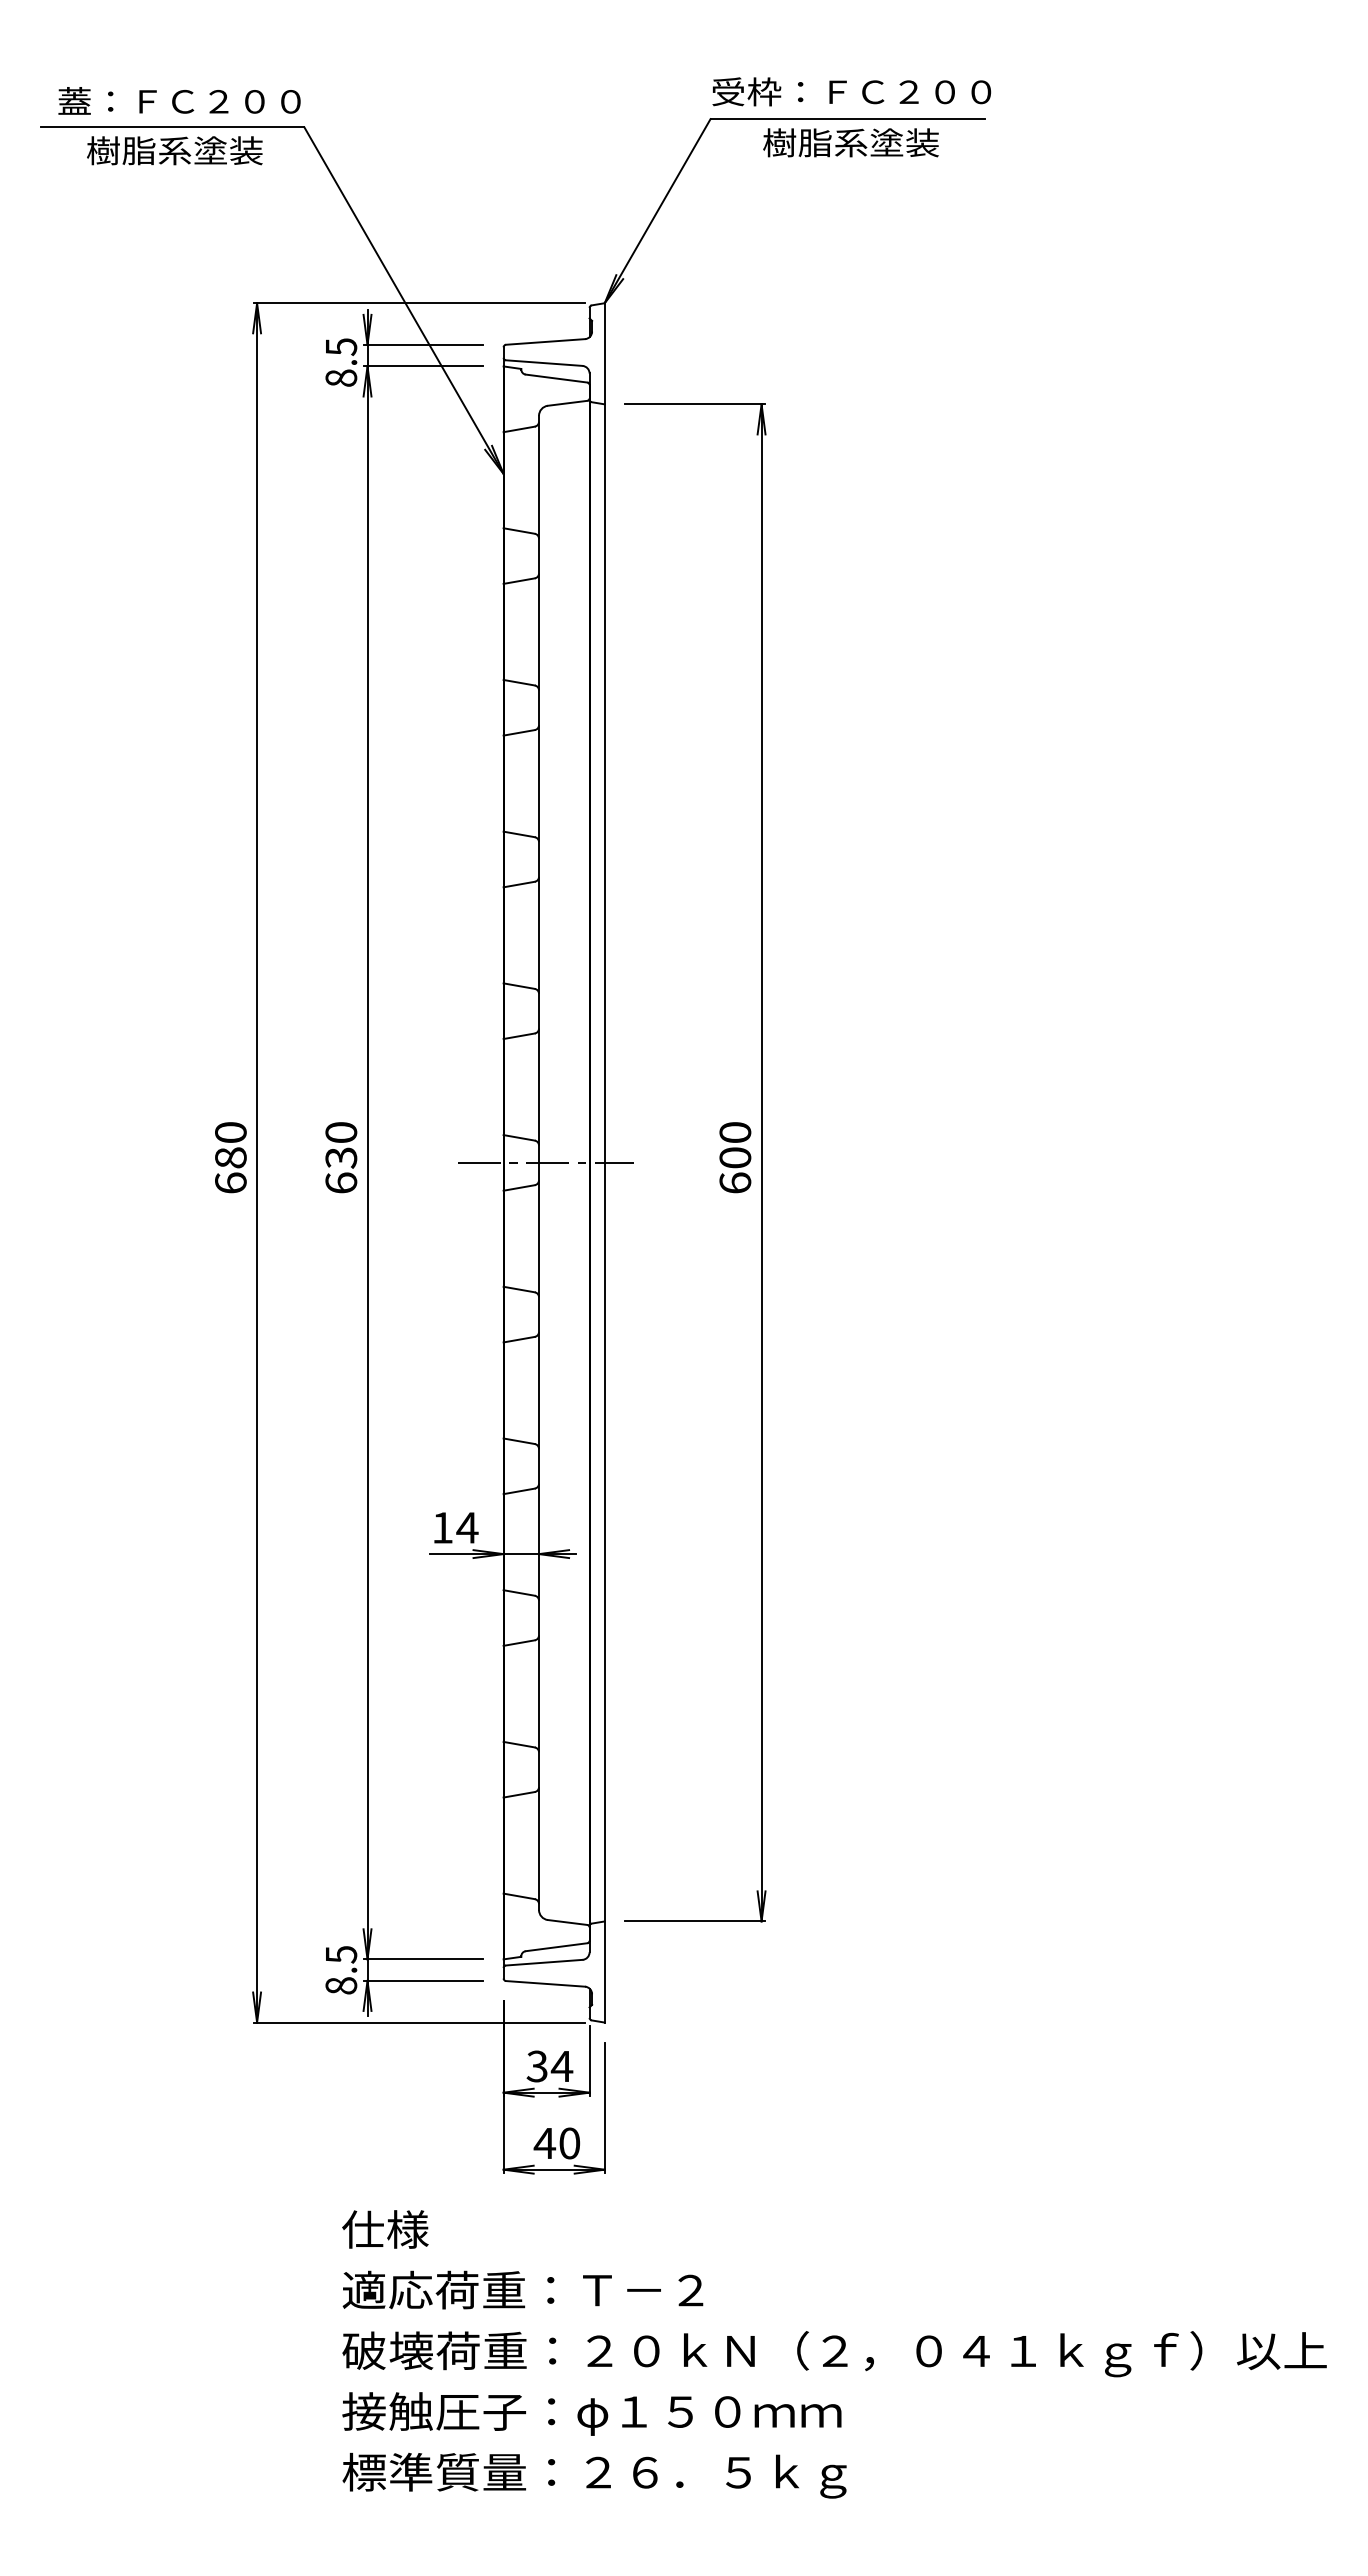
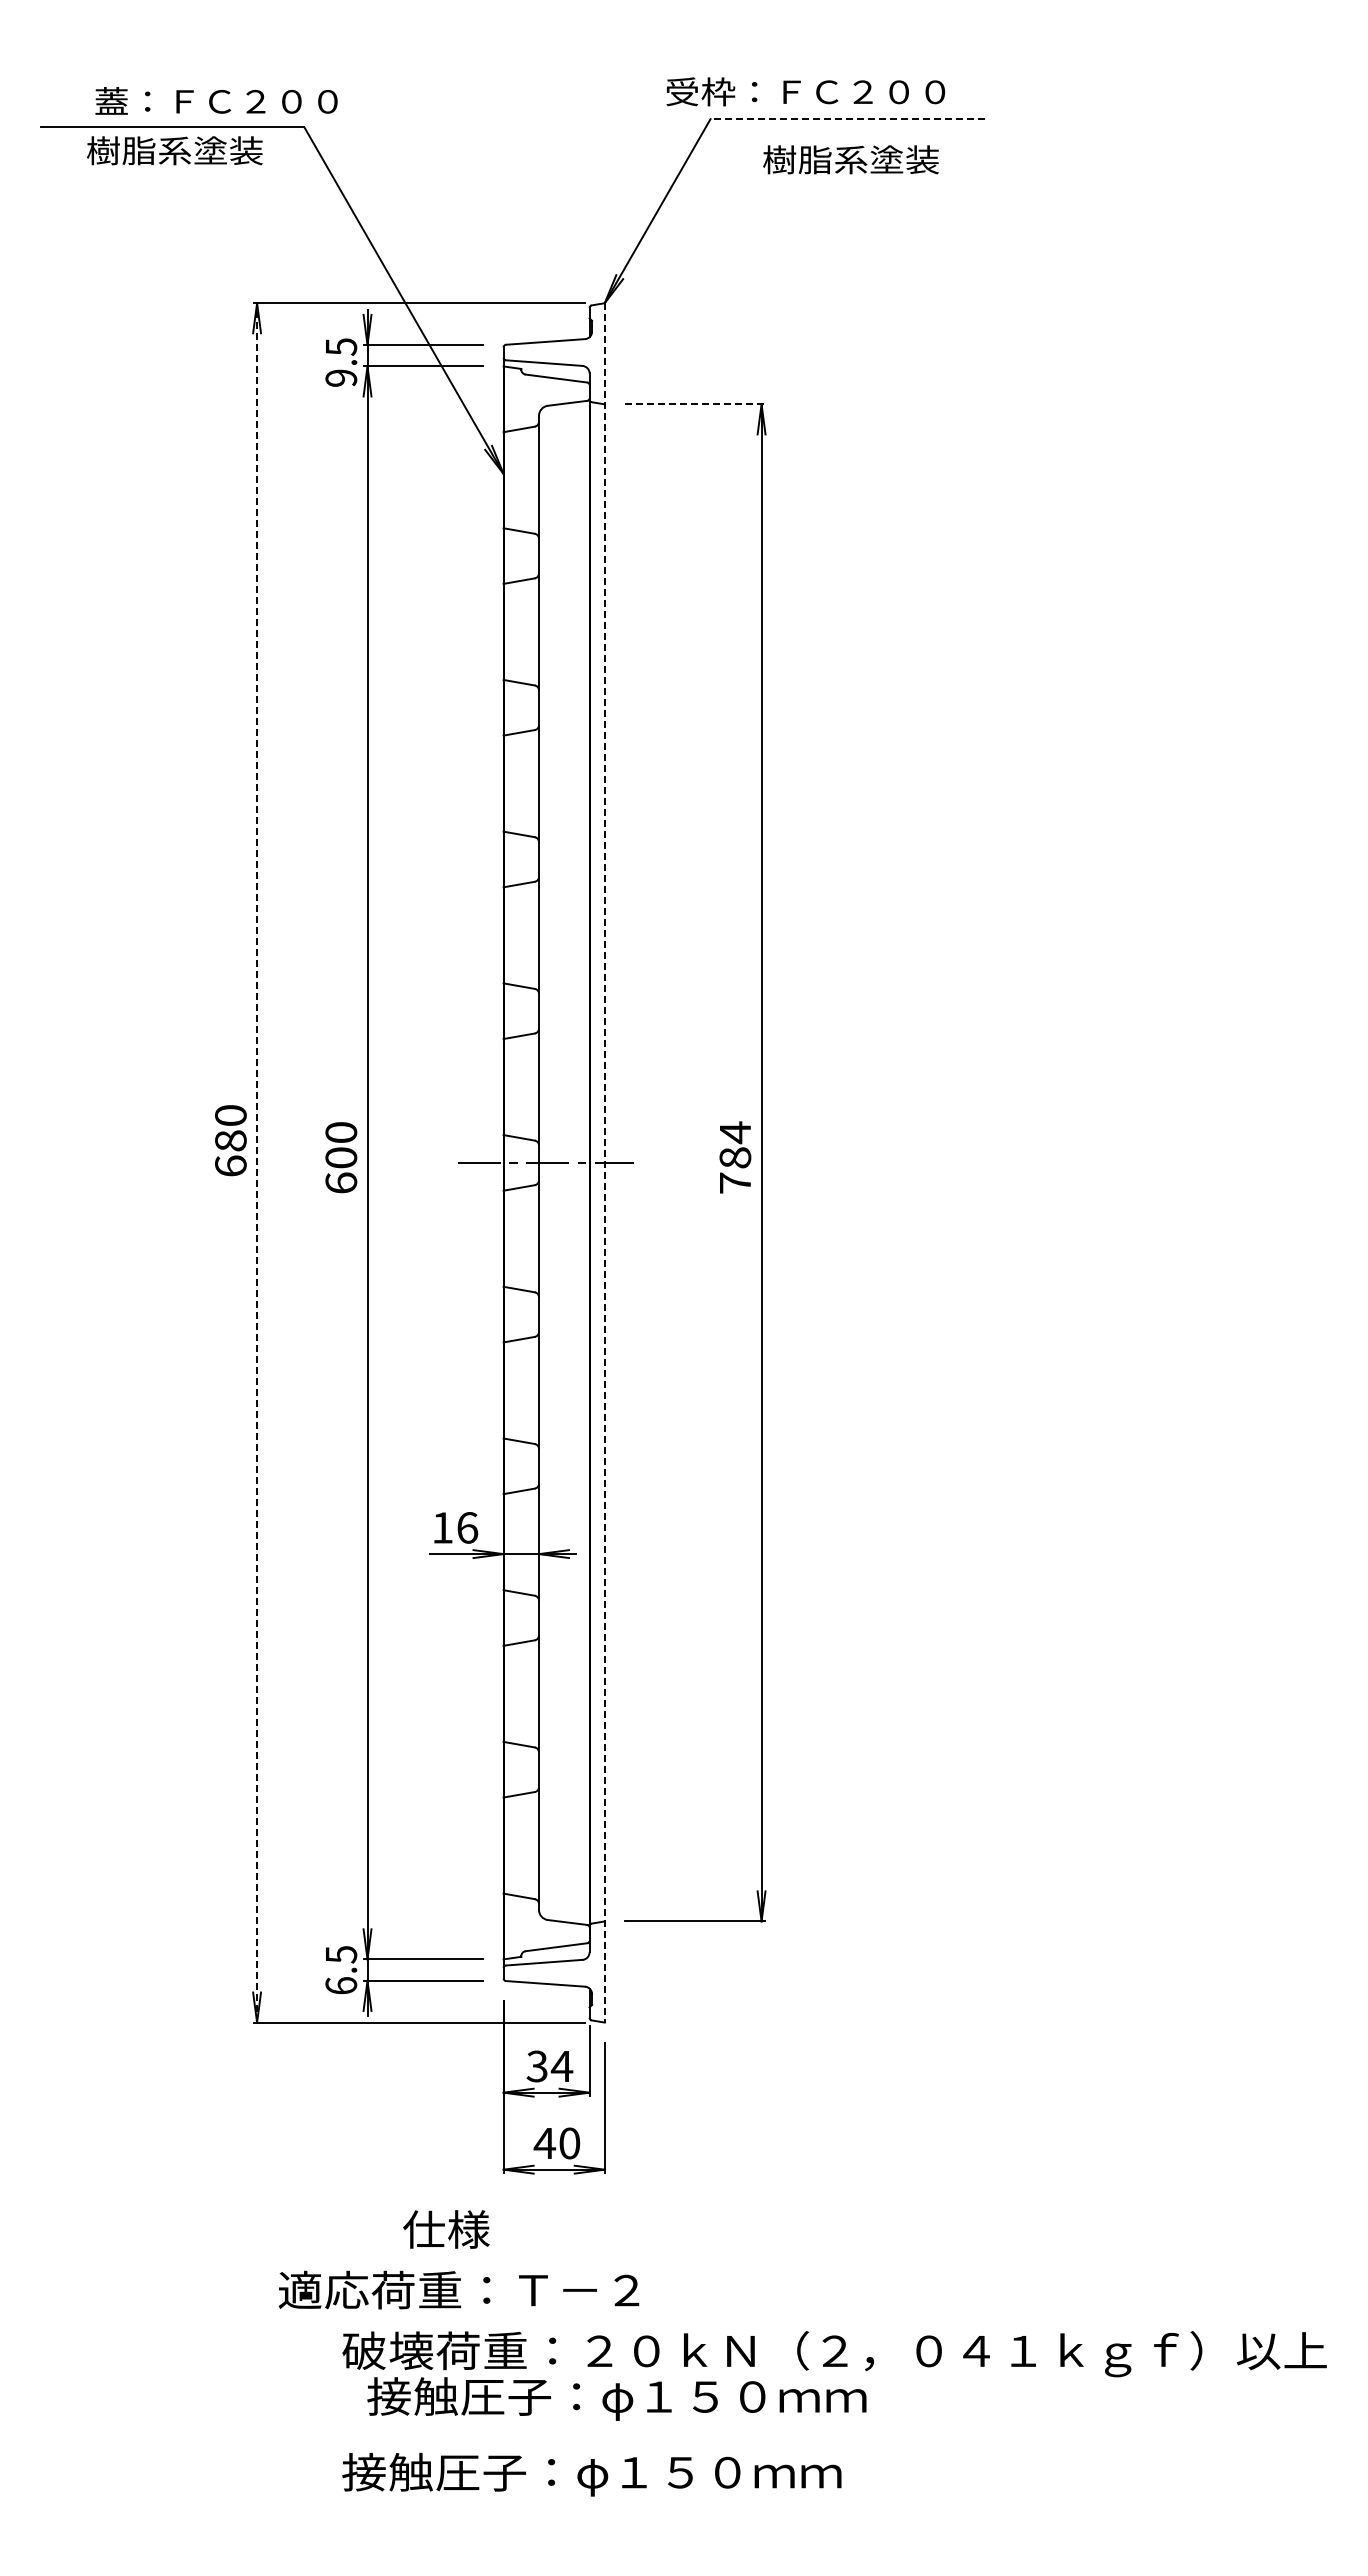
text position: (851, 91) -> (805, 91) (805, 91)
text position: (179, 100) -> (216, 100) (216, 100)
line: solid -> dashed (847, 119)
text position: (850, 142) -> (850, 159) (850, 159)
text: 8.5 -> 9.5 (341, 377)
line: solid -> dashed (694, 404)
text position: (230, 1157) -> (230, 1140) (230, 1140)
text: 630 -> 600 (341, 1157)
text: 600 -> 784 (735, 1157)
line: solid -> dashed (257, 1162)
line: solid -> dashed (604, 1162)
text: 14 -> 16 (467, 1527)
text: 8.5 -> 6.5 (341, 1985)
text position: (385, 2229) -> (446, 2229) (446, 2229)
text position: (522, 2289) -> (458, 2289) (458, 2289)
text position: (591, 2413) -> (616, 2398) (616, 2398)
text: 標準質量：２６．５ｋｇ -> 接触圧子：φ１５０ｍｍ (594, 2475)
